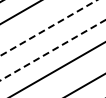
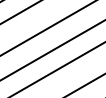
line: dashed -> solid (49, 27)
line: dashed -> solid (52, 50)
